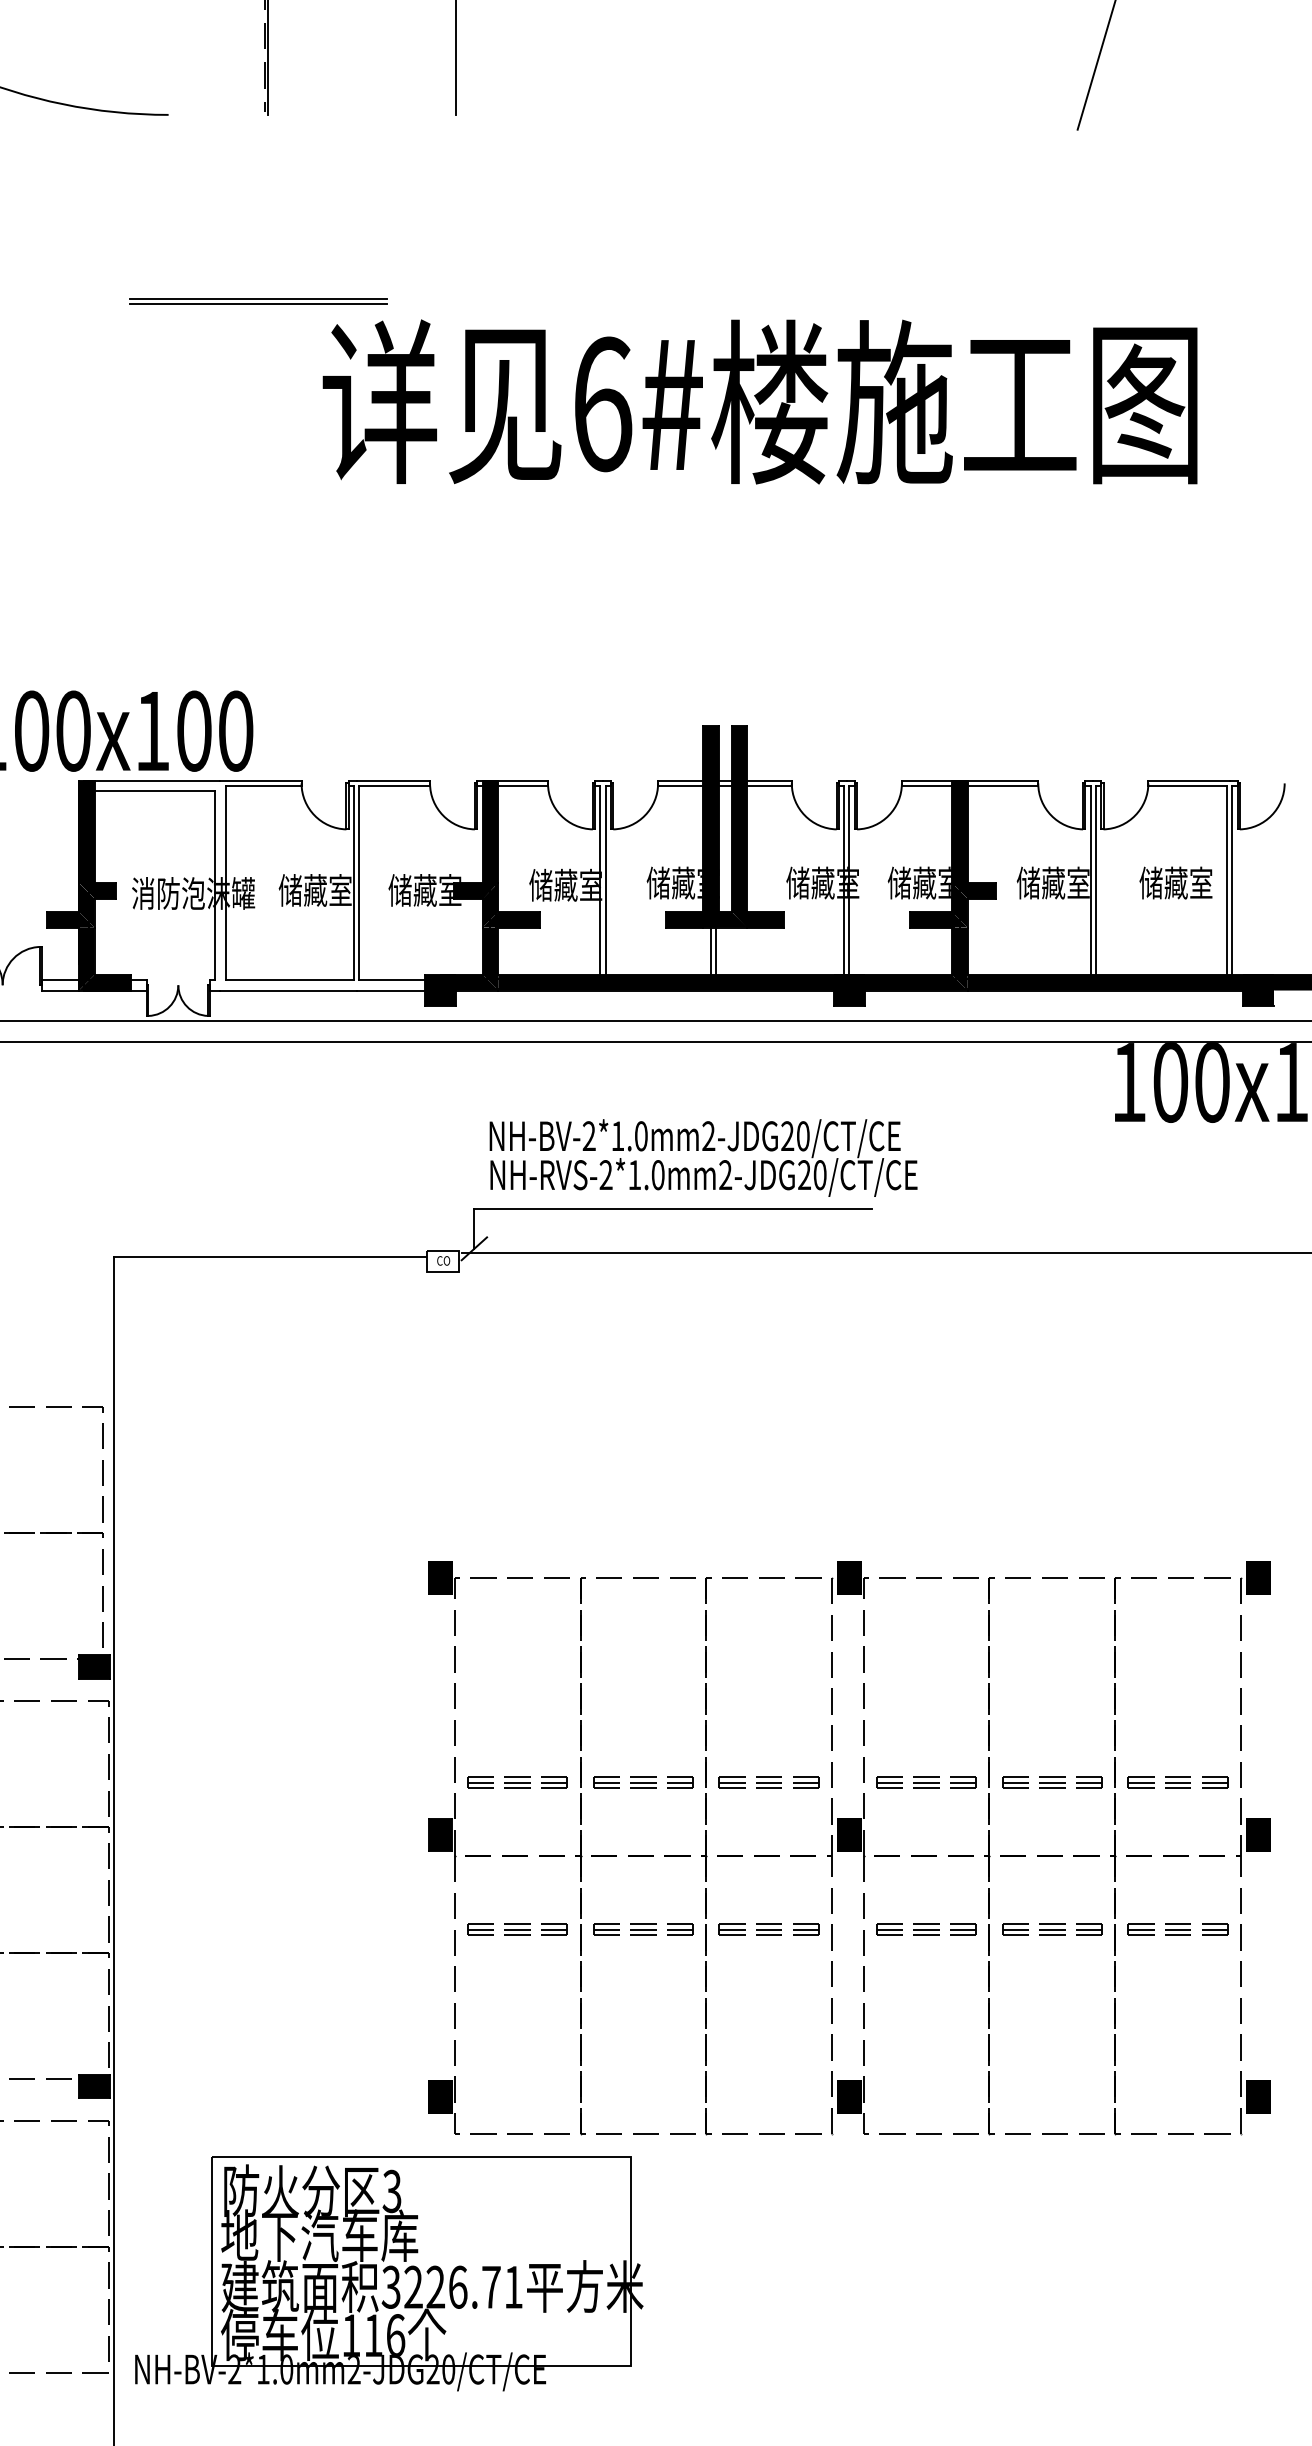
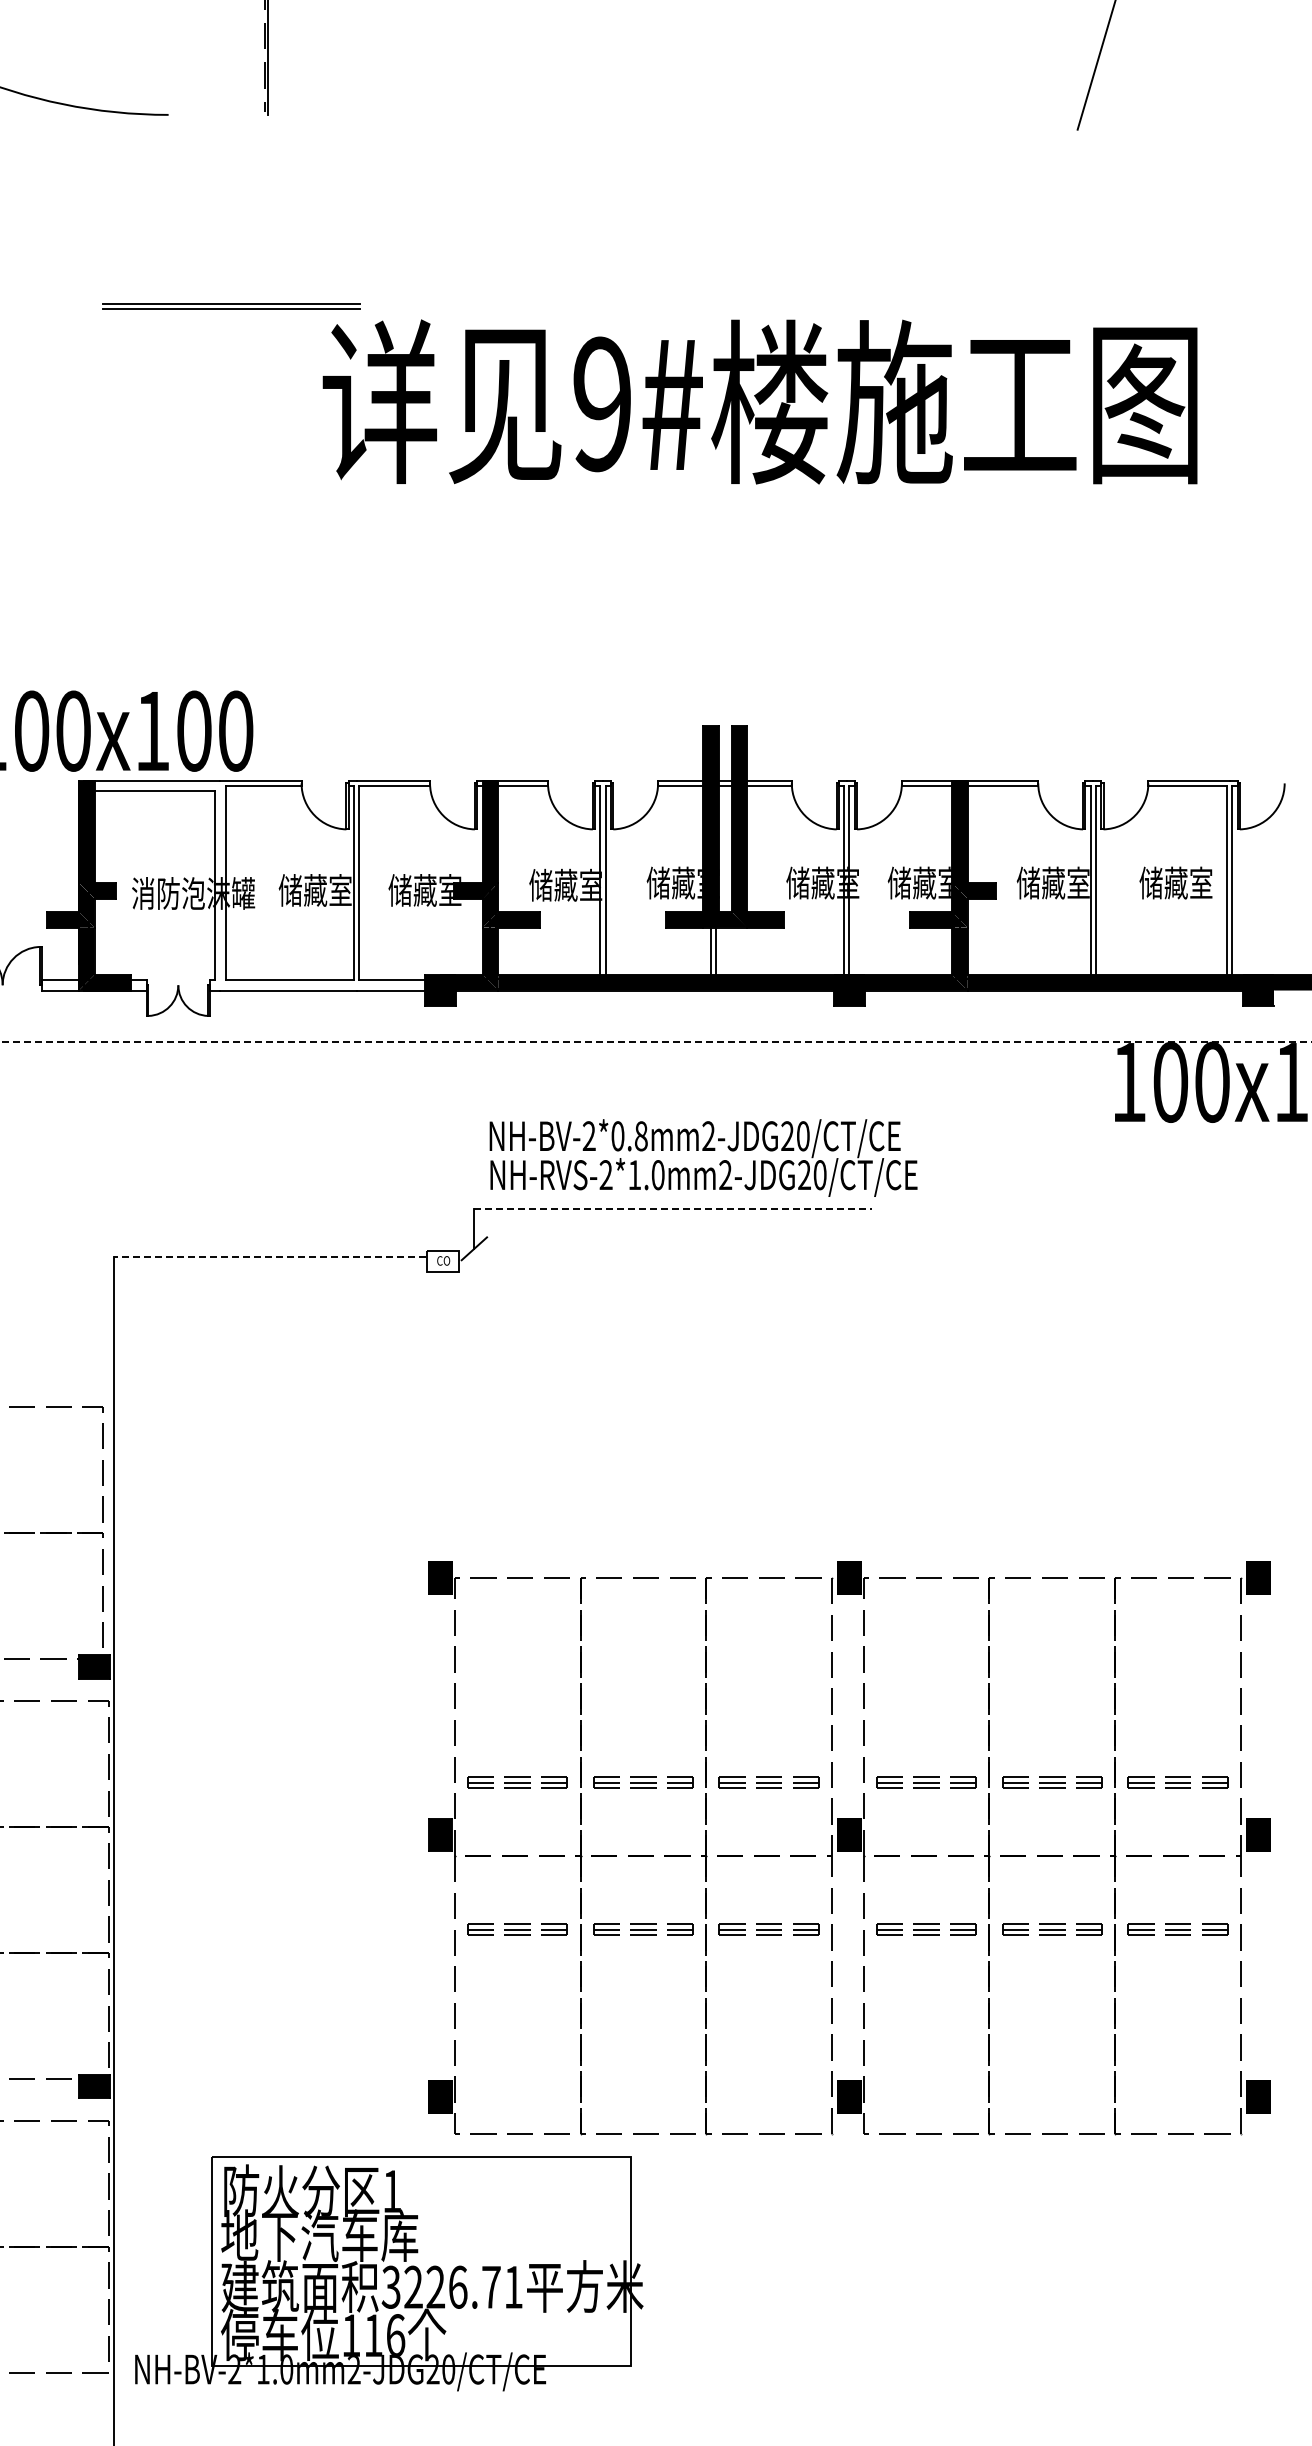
line: present -> none (456, 58)
part position: (258, 301) -> (231, 306) (231, 306)
text: 6# -> 9# (602, 404)
line: present -> none (655, 1021)
line: solid -> dashed (655, 1042)
text: NH-BV-2*1.0mm2-JDG20/CT/CE -> NH-BV-2*0.8mm2-JDG20/CT/CE (629, 1136)
line: solid -> dashed (673, 1209)
line: present -> none (884, 1253)
line: solid -> dashed (270, 1256)
text: 3 -> 1 (391, 2191)
